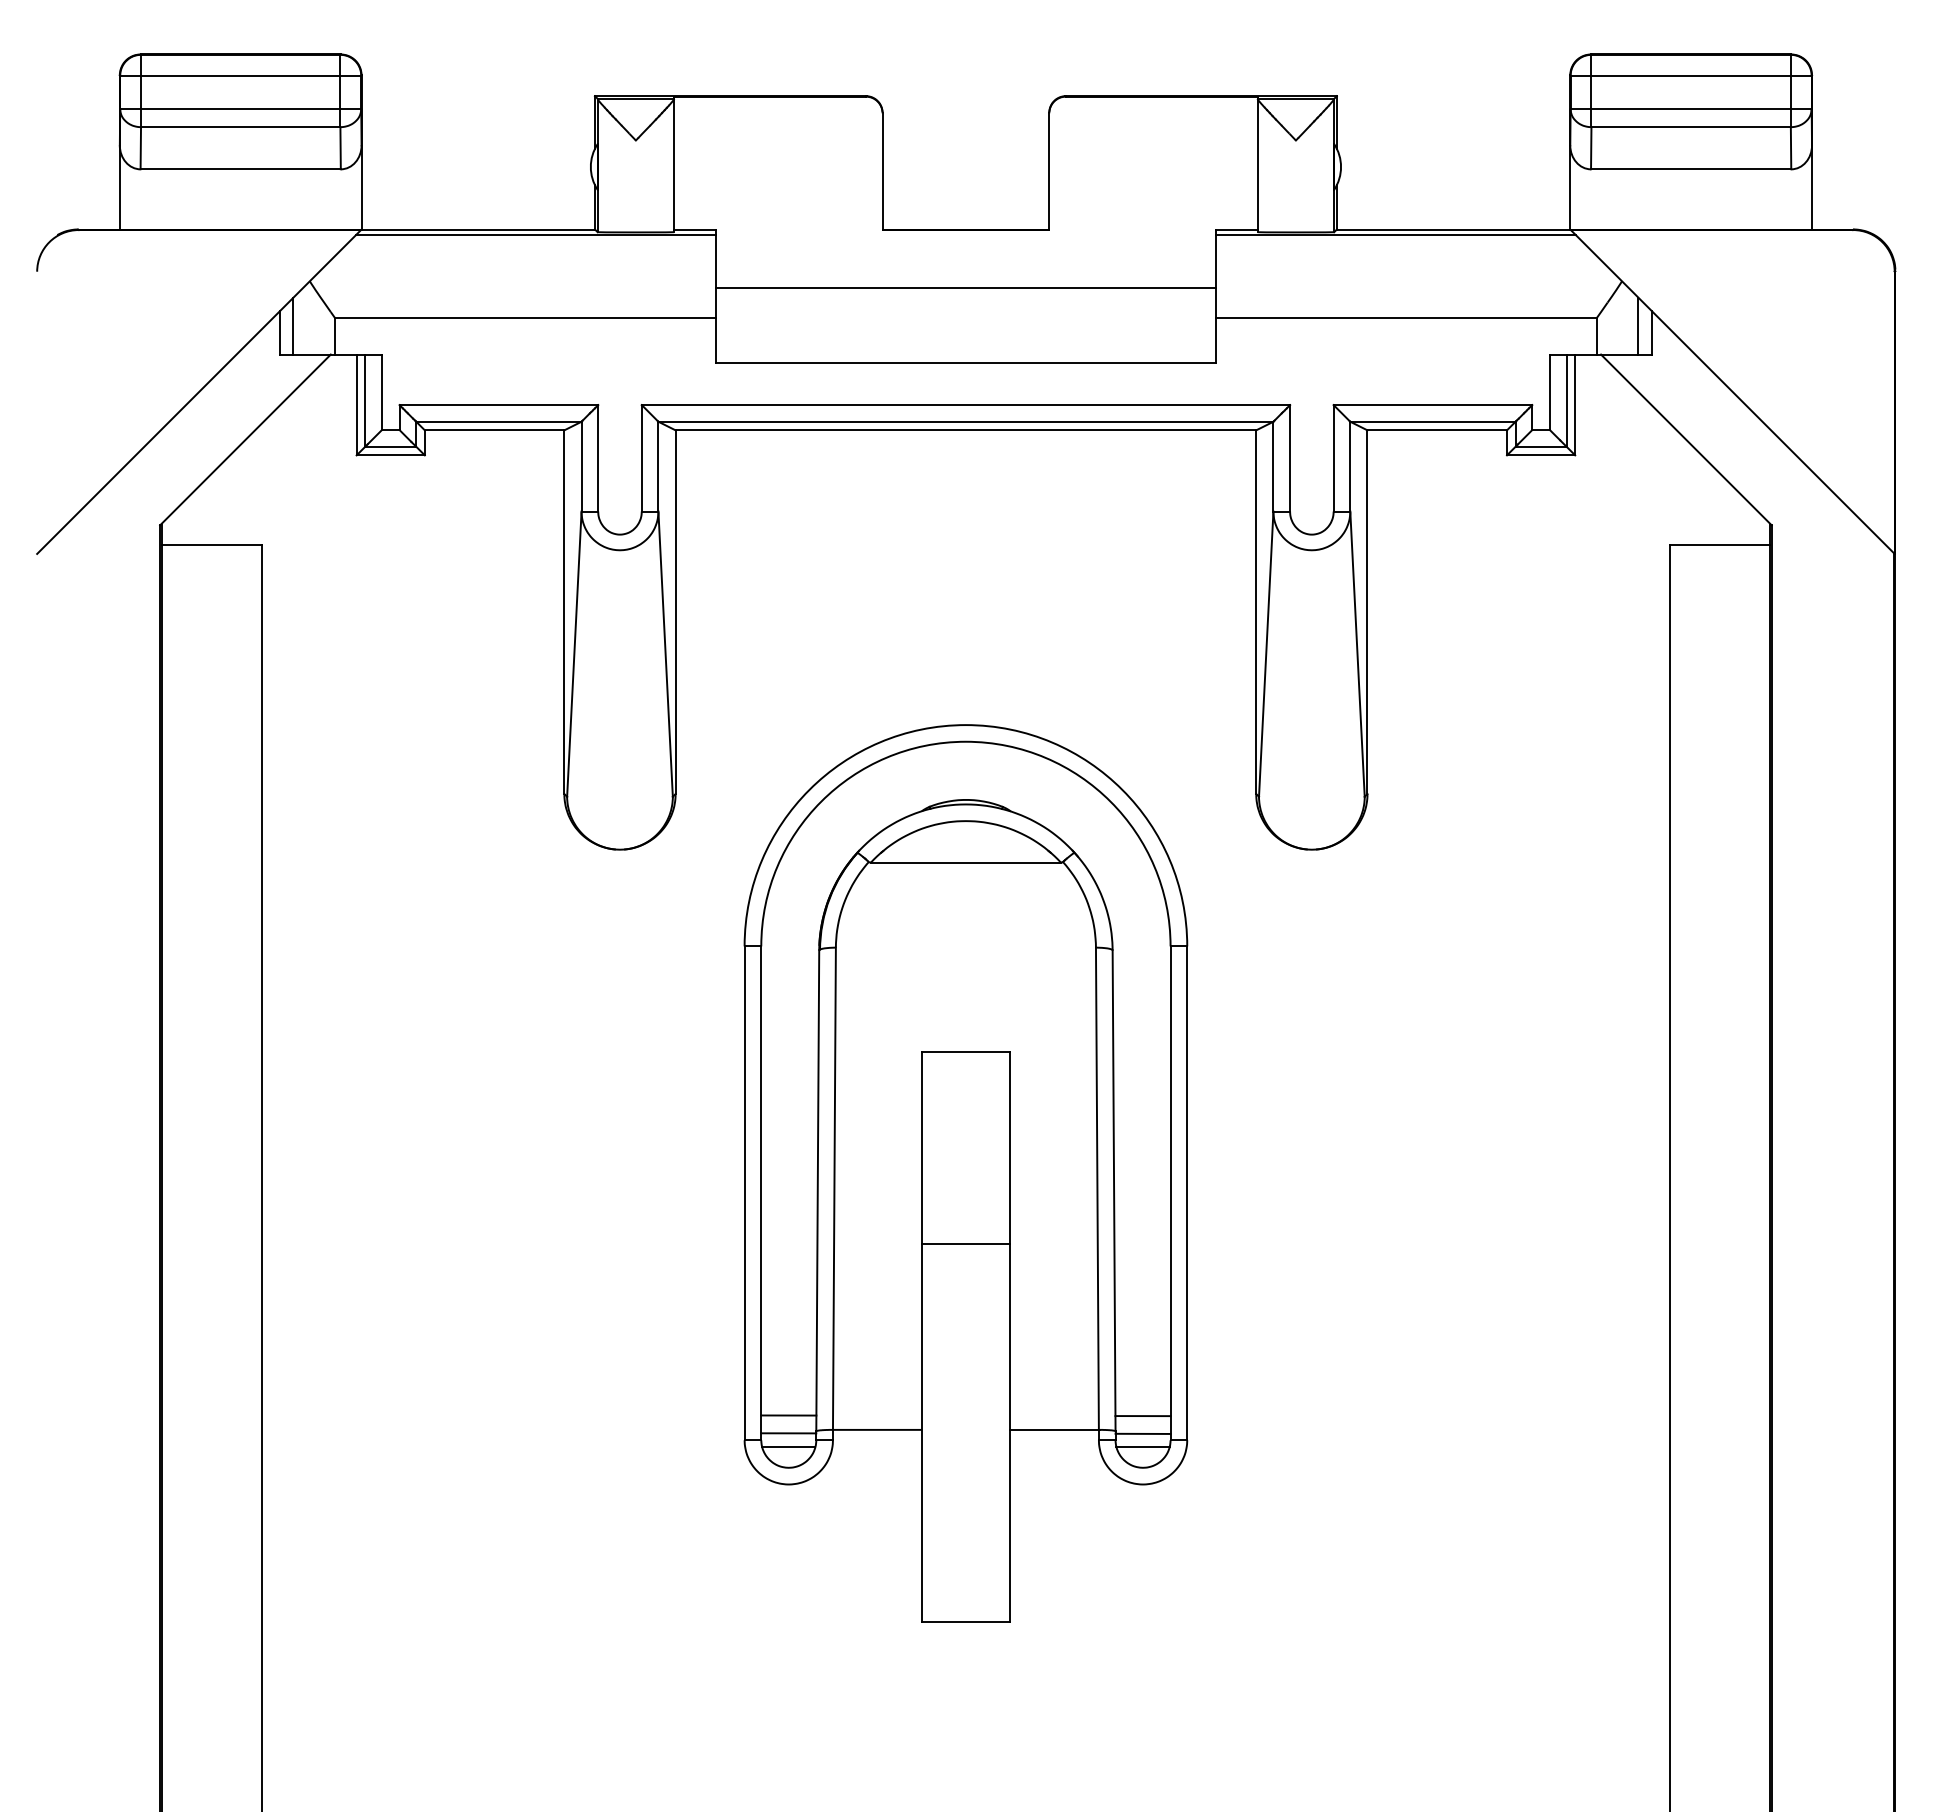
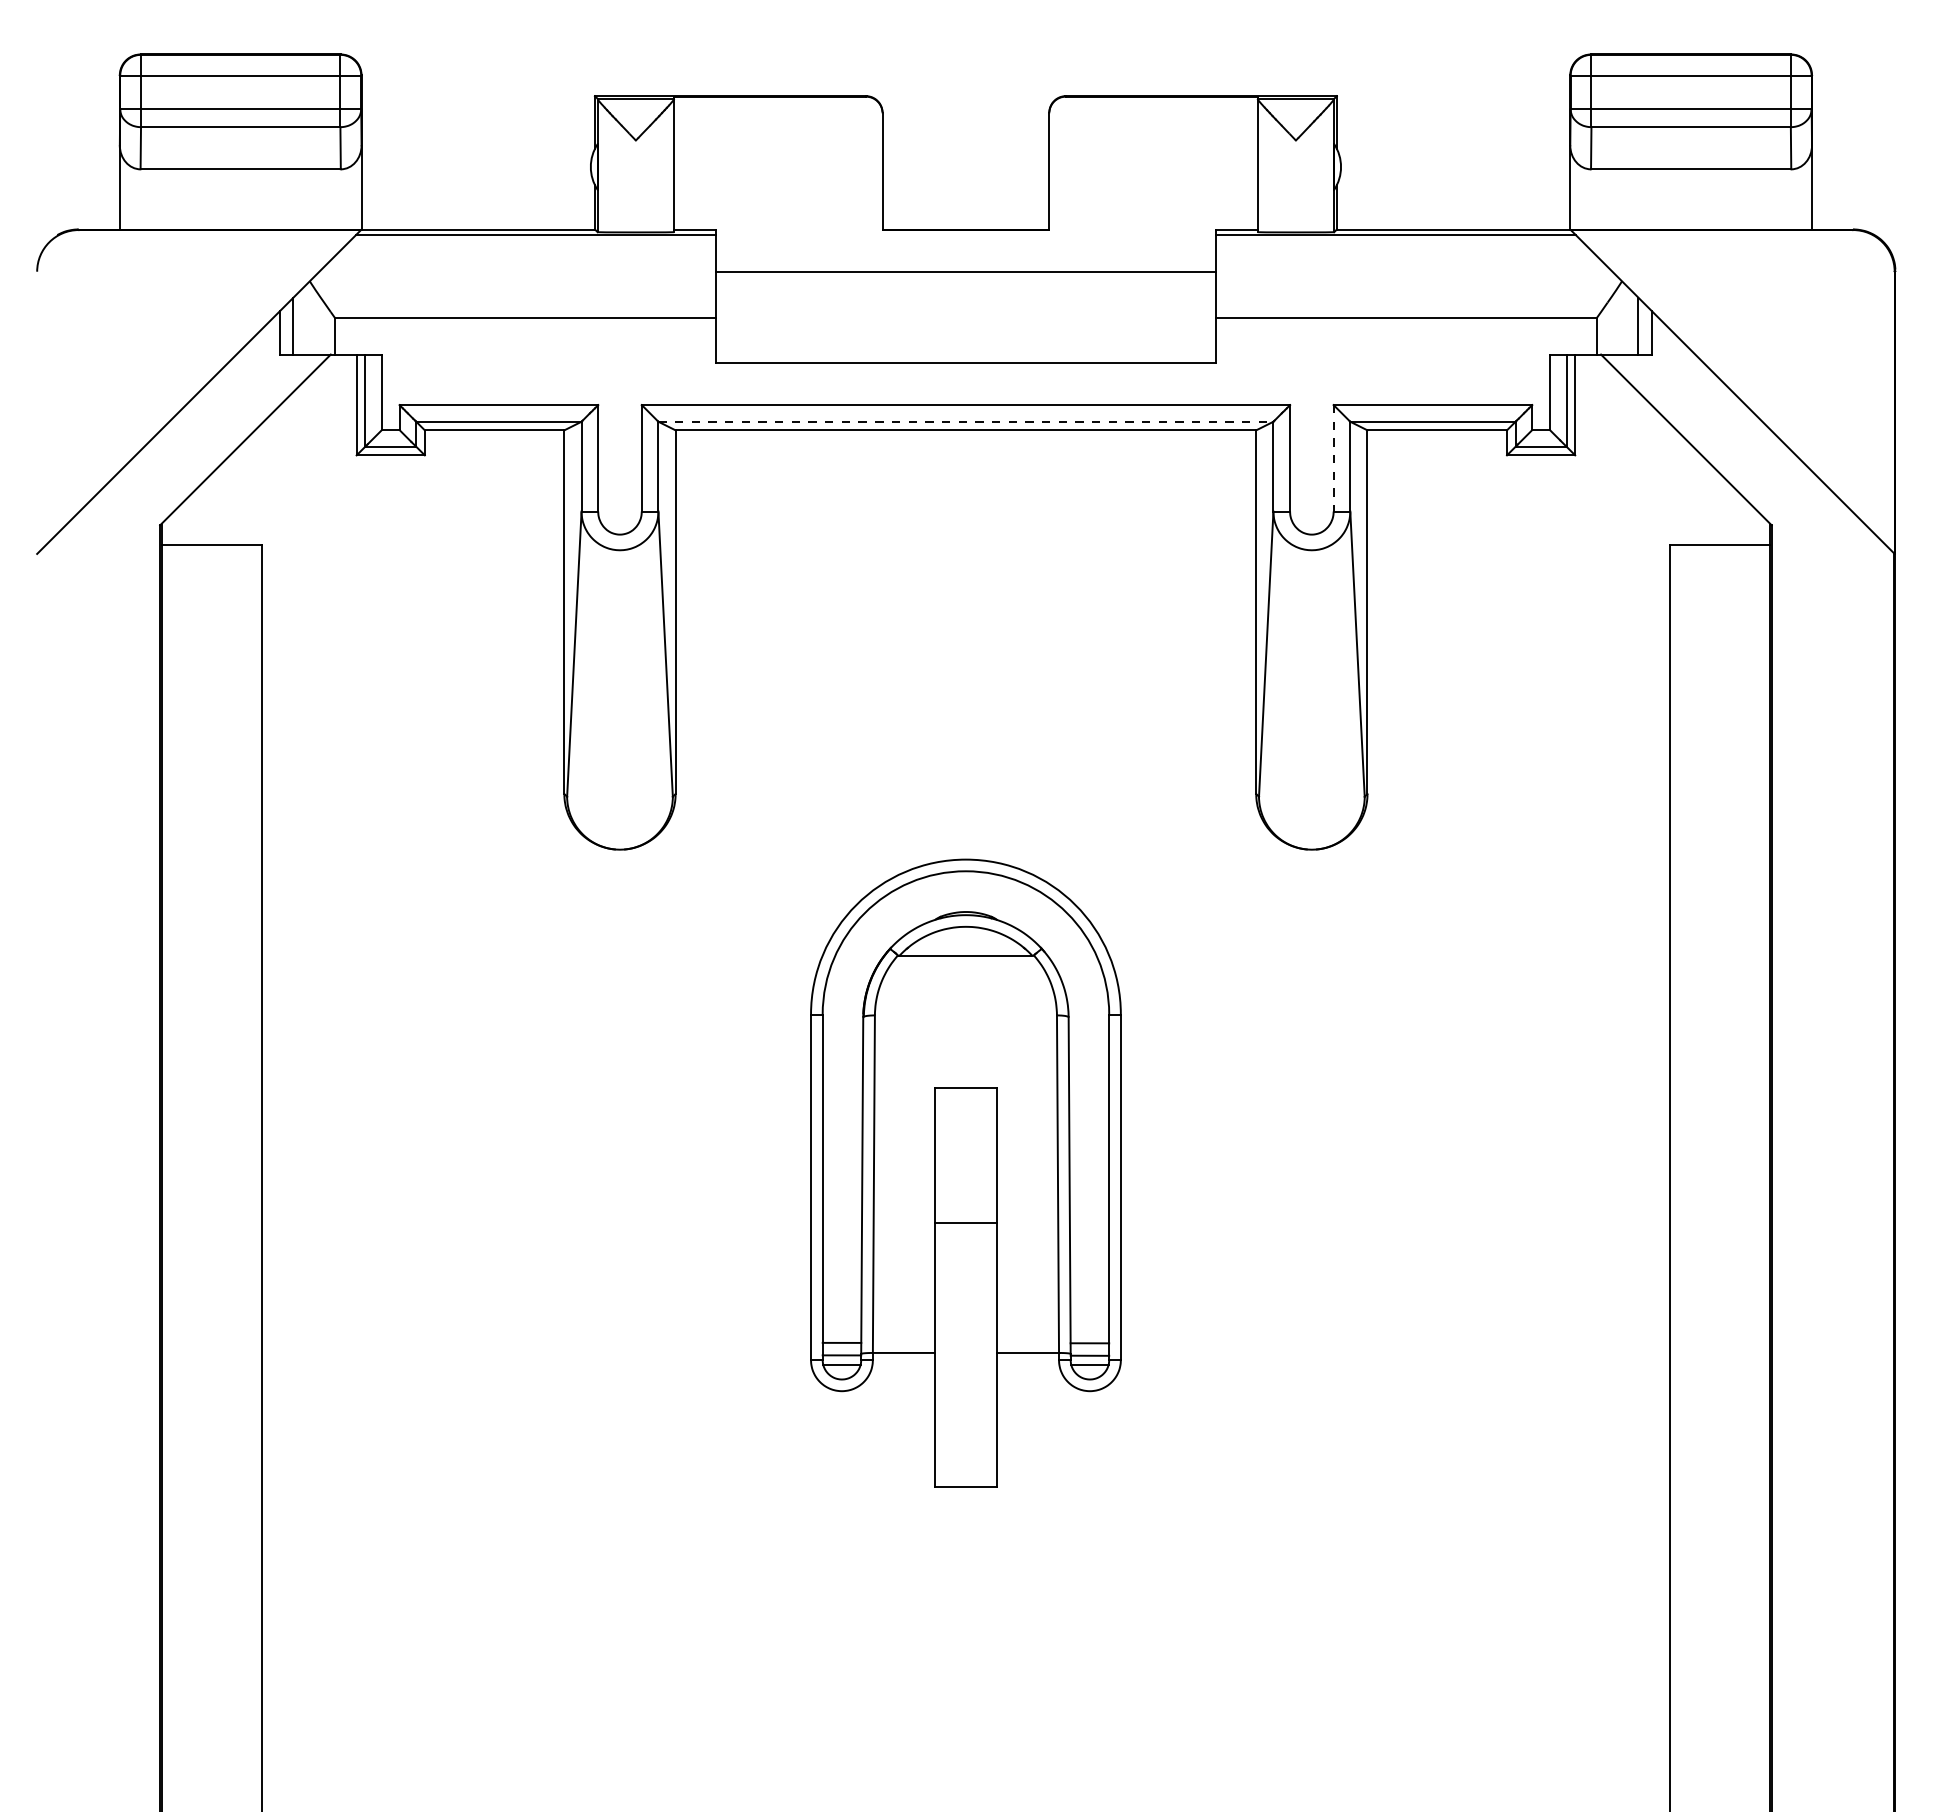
line position: (965, 287) -> (965, 271) (965, 271)
line: solid -> dashed (965, 421)
line: solid -> dashed (1333, 458)
part size: 446x899 px -> 312x630 px (965, 1172)
